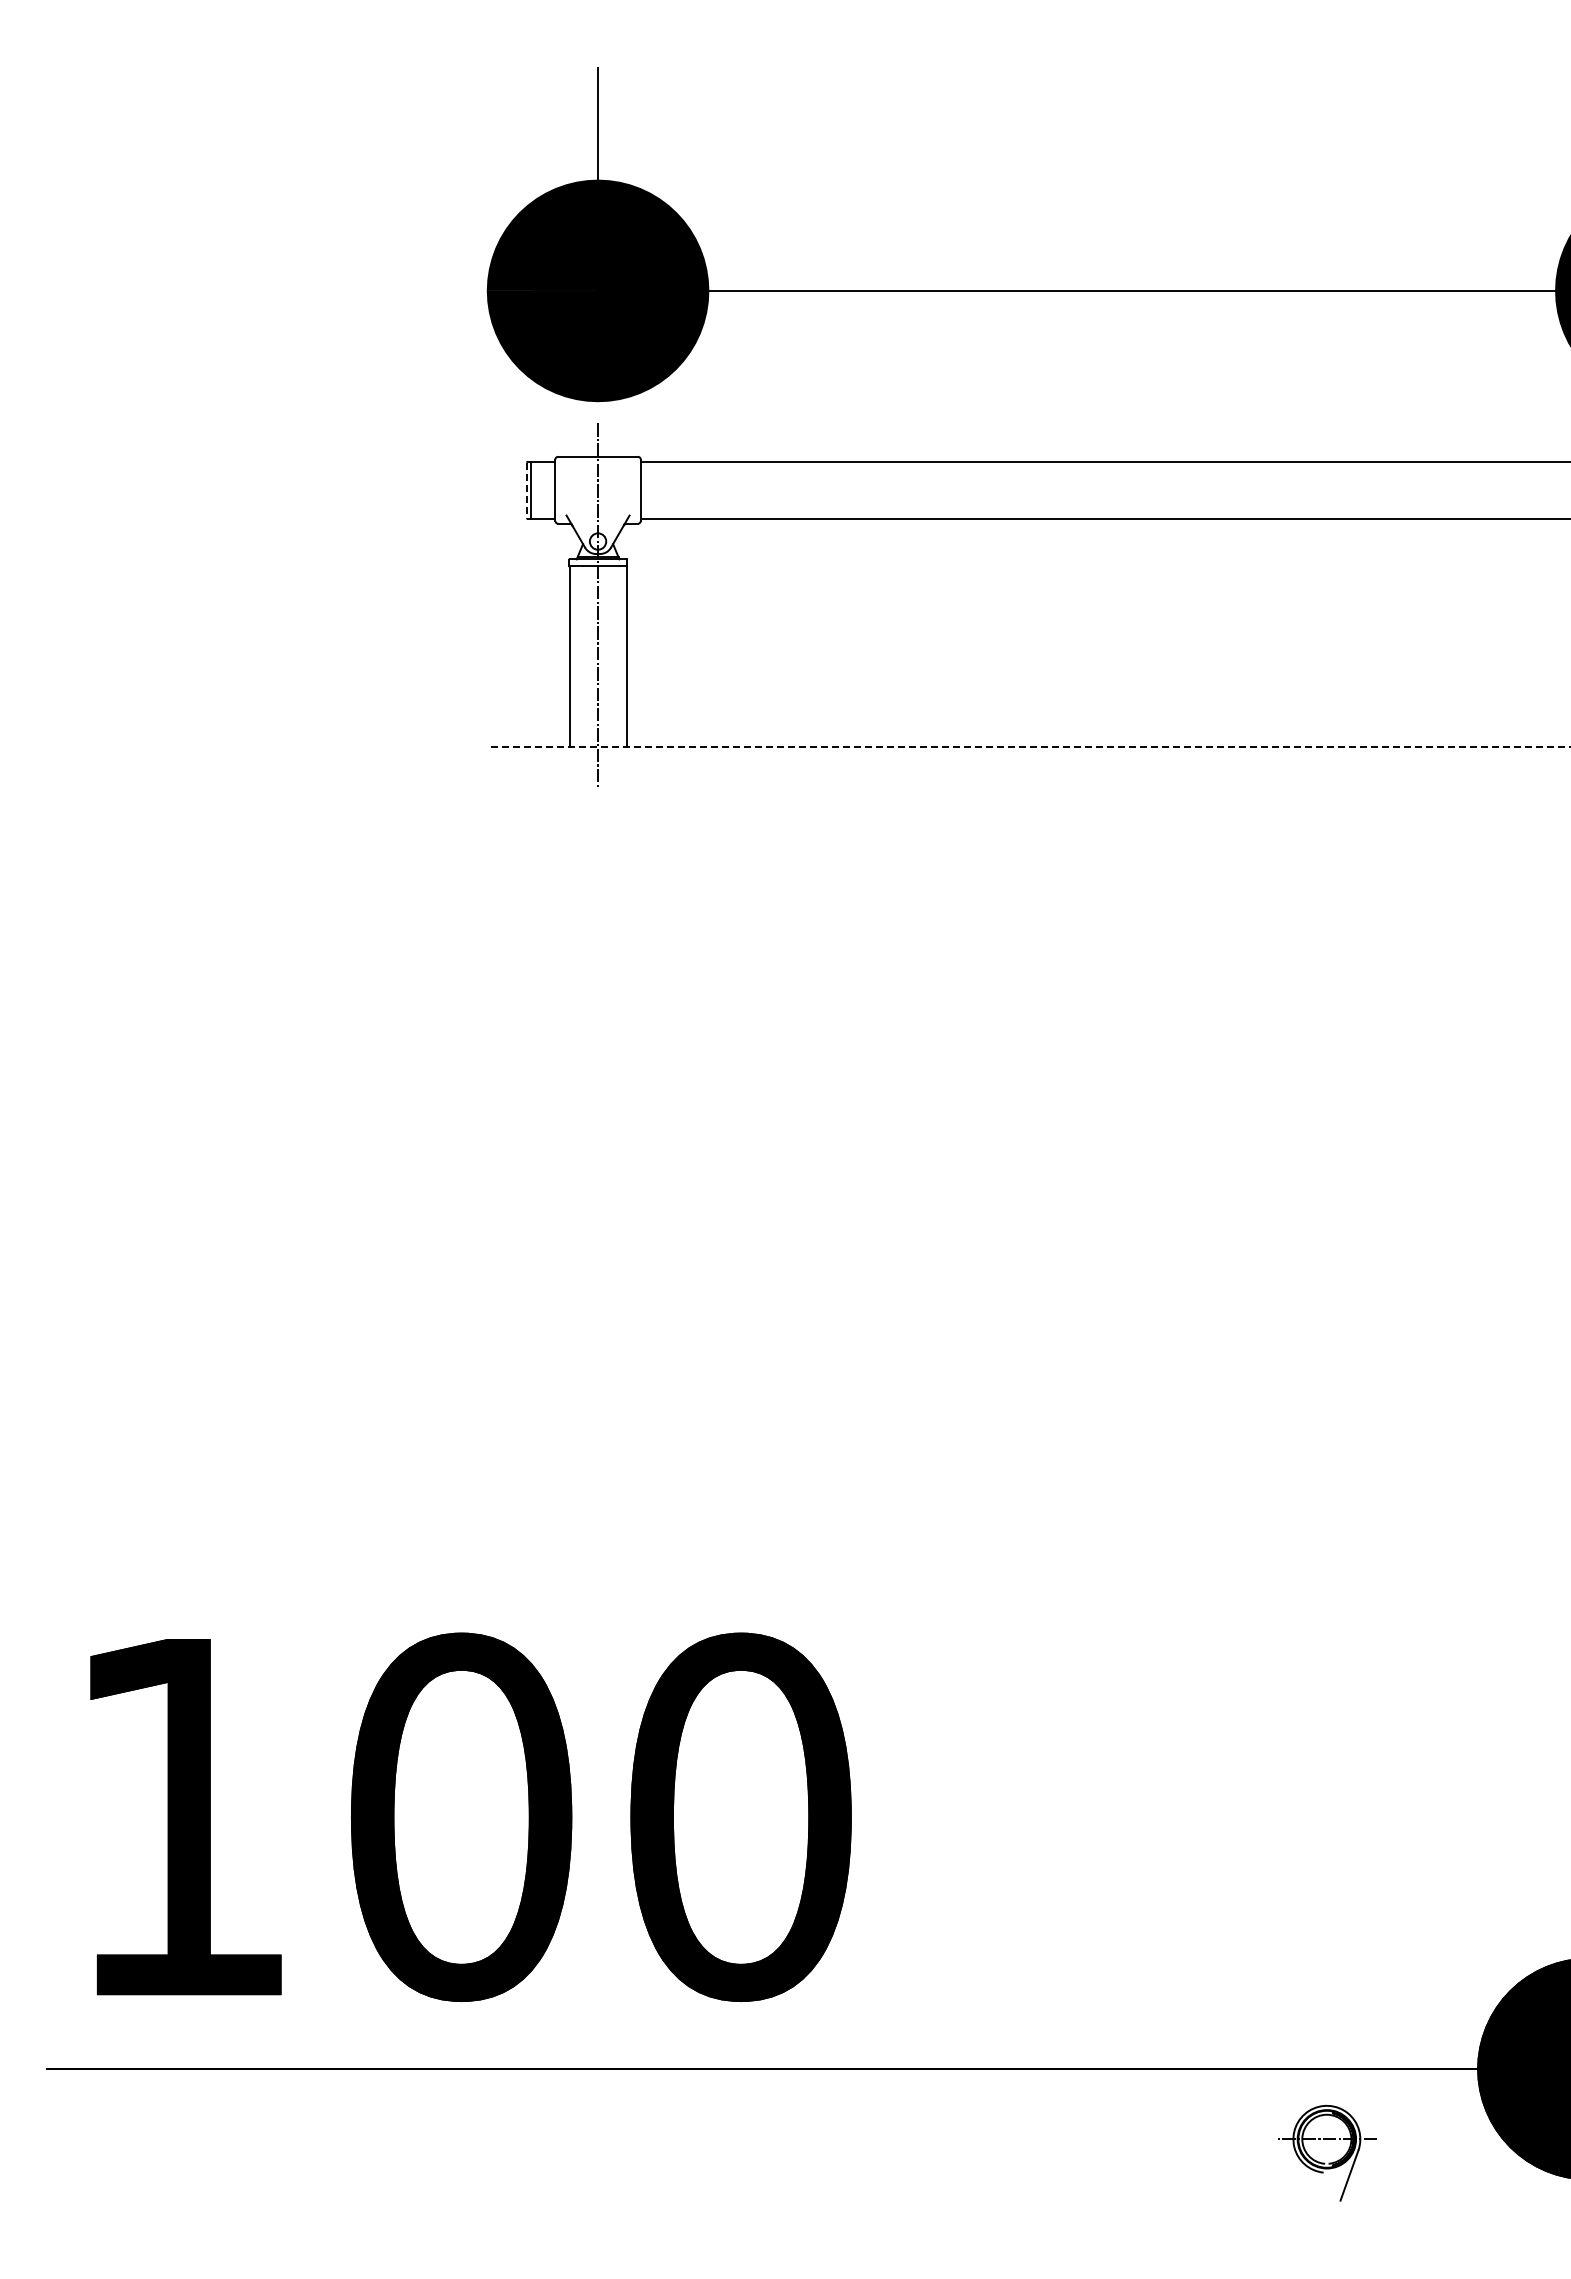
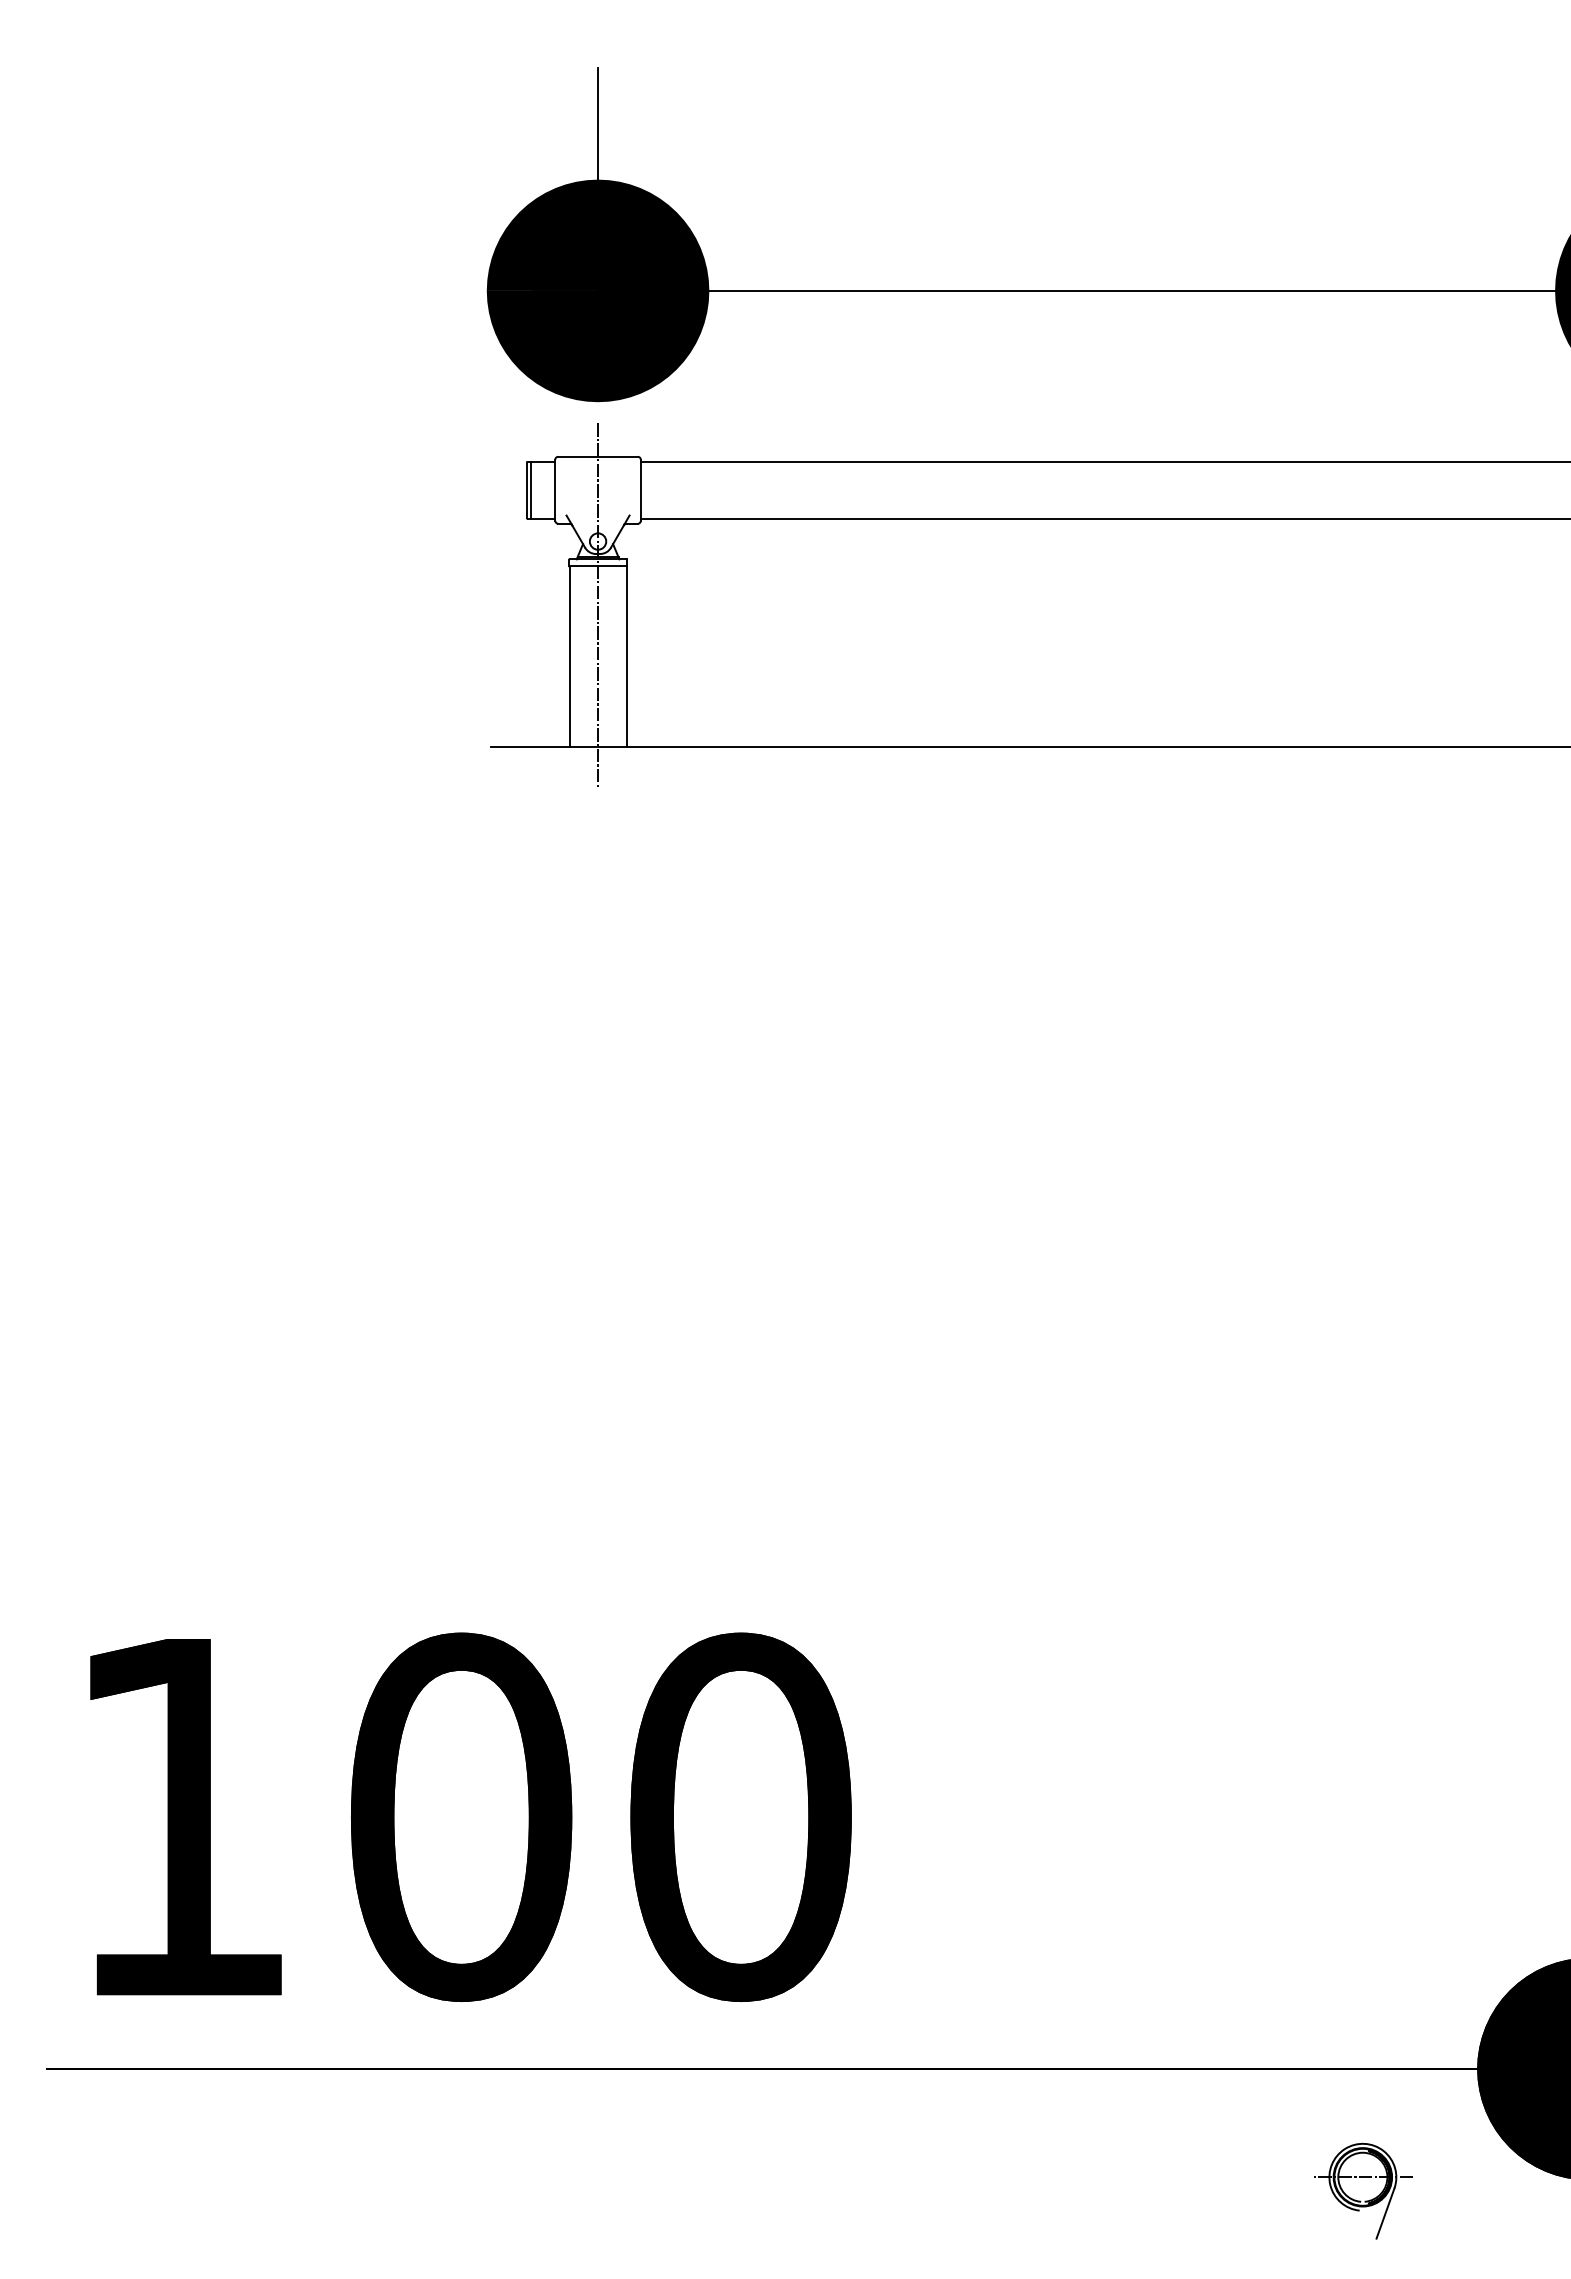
line: dashed -> solid (526, 490)
line: dashed -> solid (1031, 746)
part position: (1327, 2152) -> (1363, 2190) (1363, 2190)
